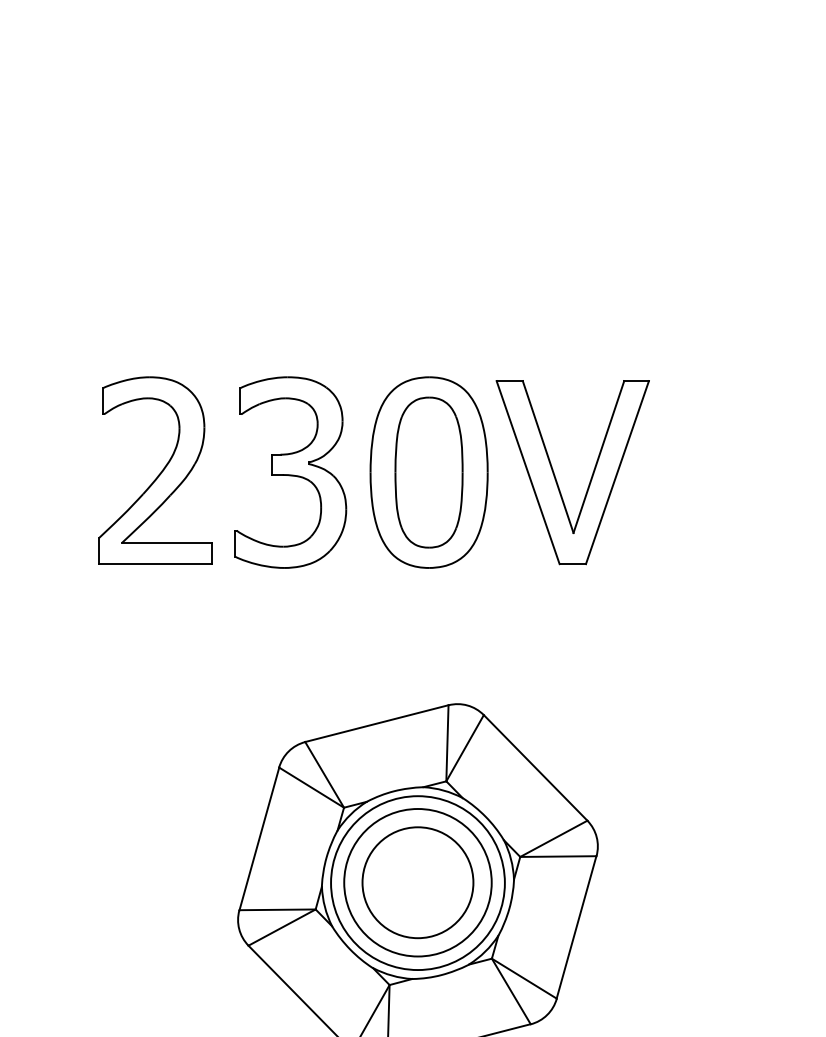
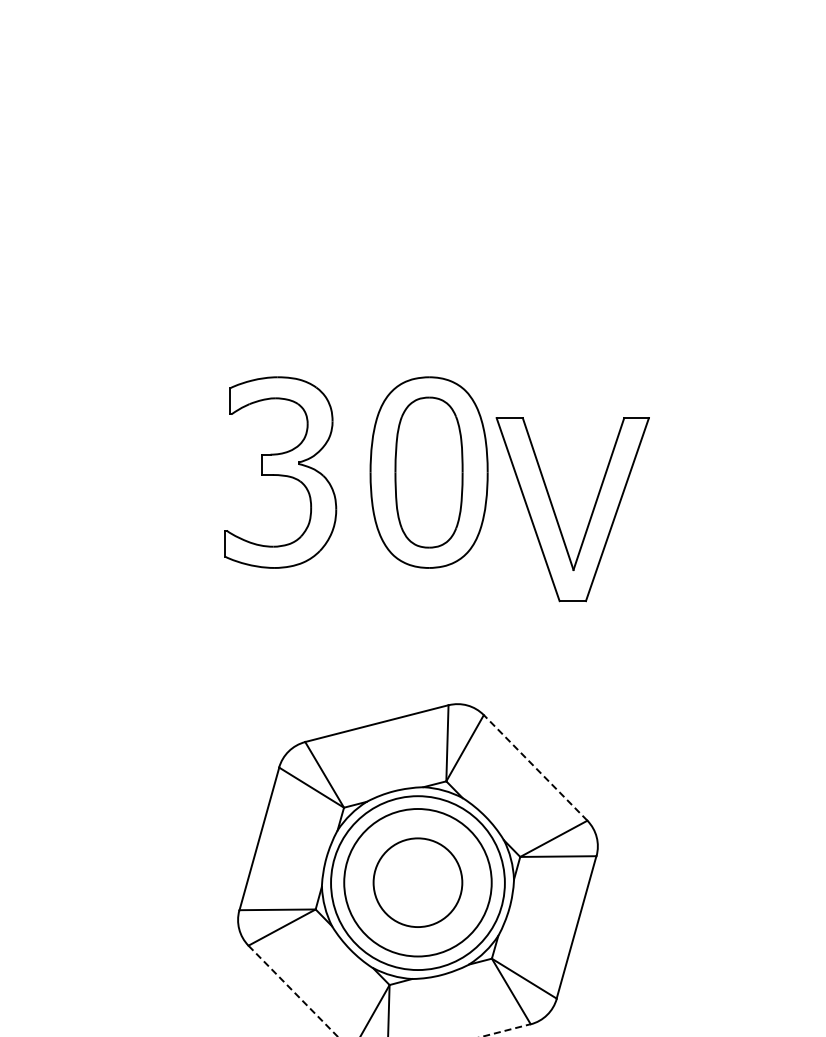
part: present -> none (155, 470)
part position: (290, 472) -> (280, 472) (280, 472)
part position: (556, 478) -> (556, 515) (556, 515)
line: solid -> dashed (535, 767)
circle diameter: 111 px -> 89 px (417, 882)
line: solid -> dashed (293, 991)
line: solid -> dashed (506, 1030)
